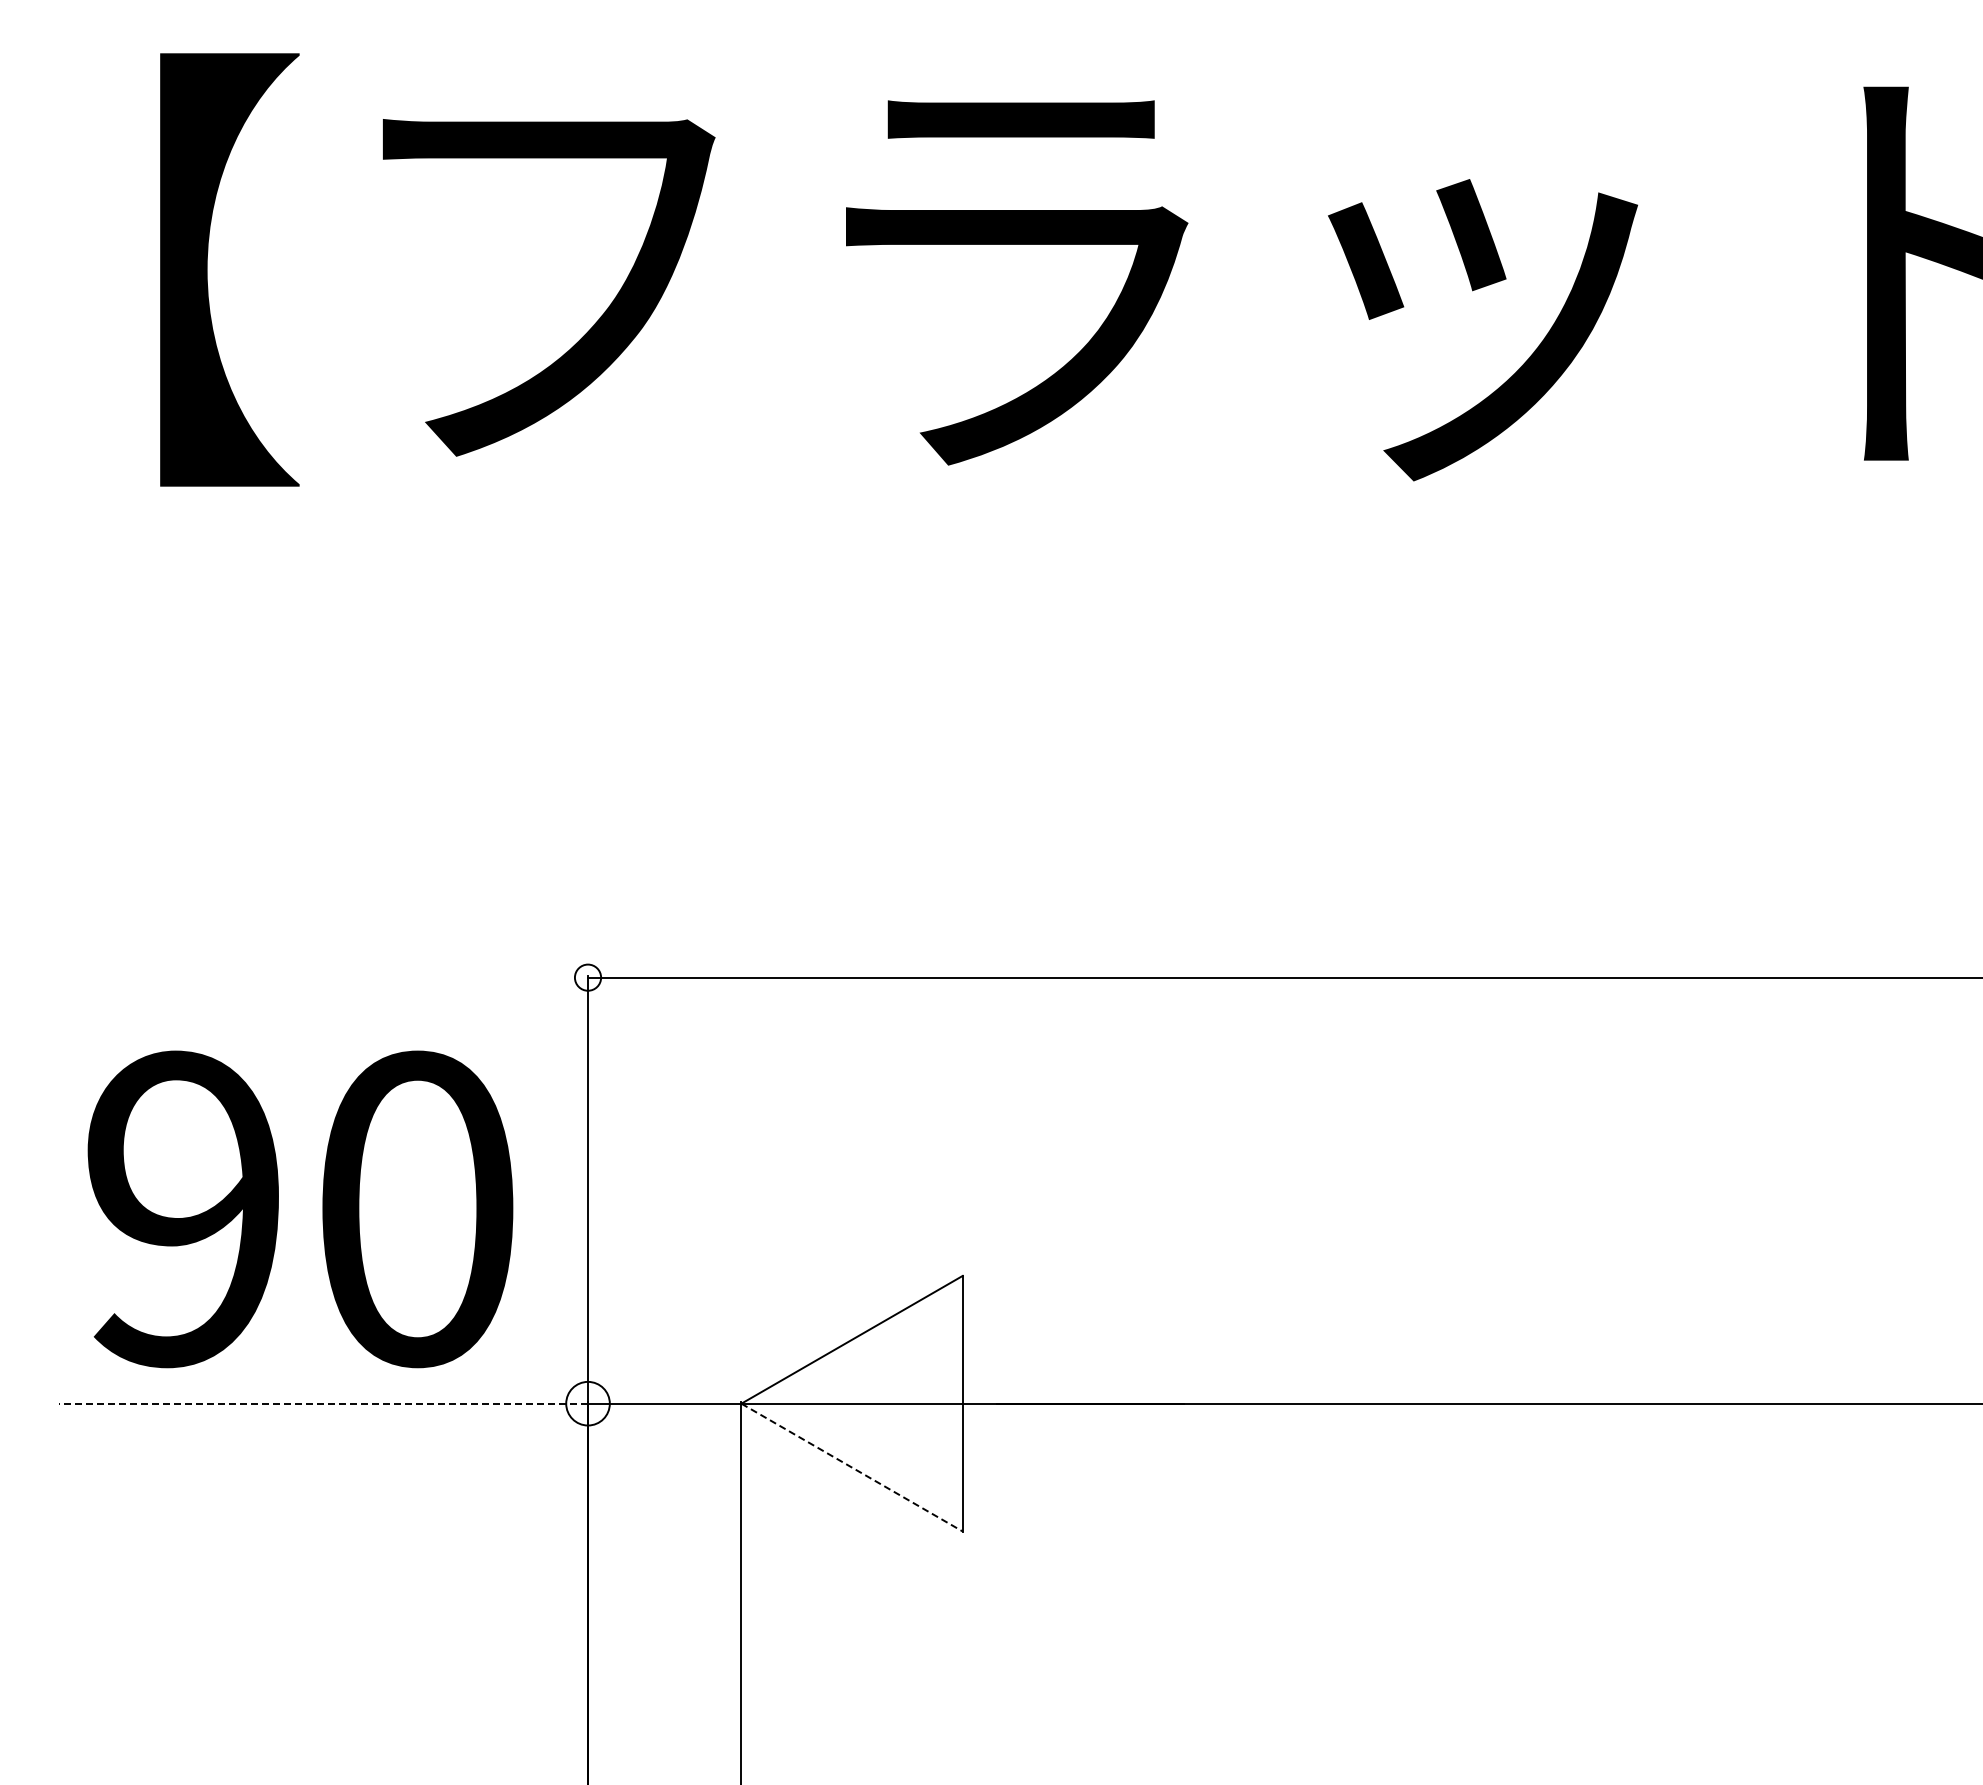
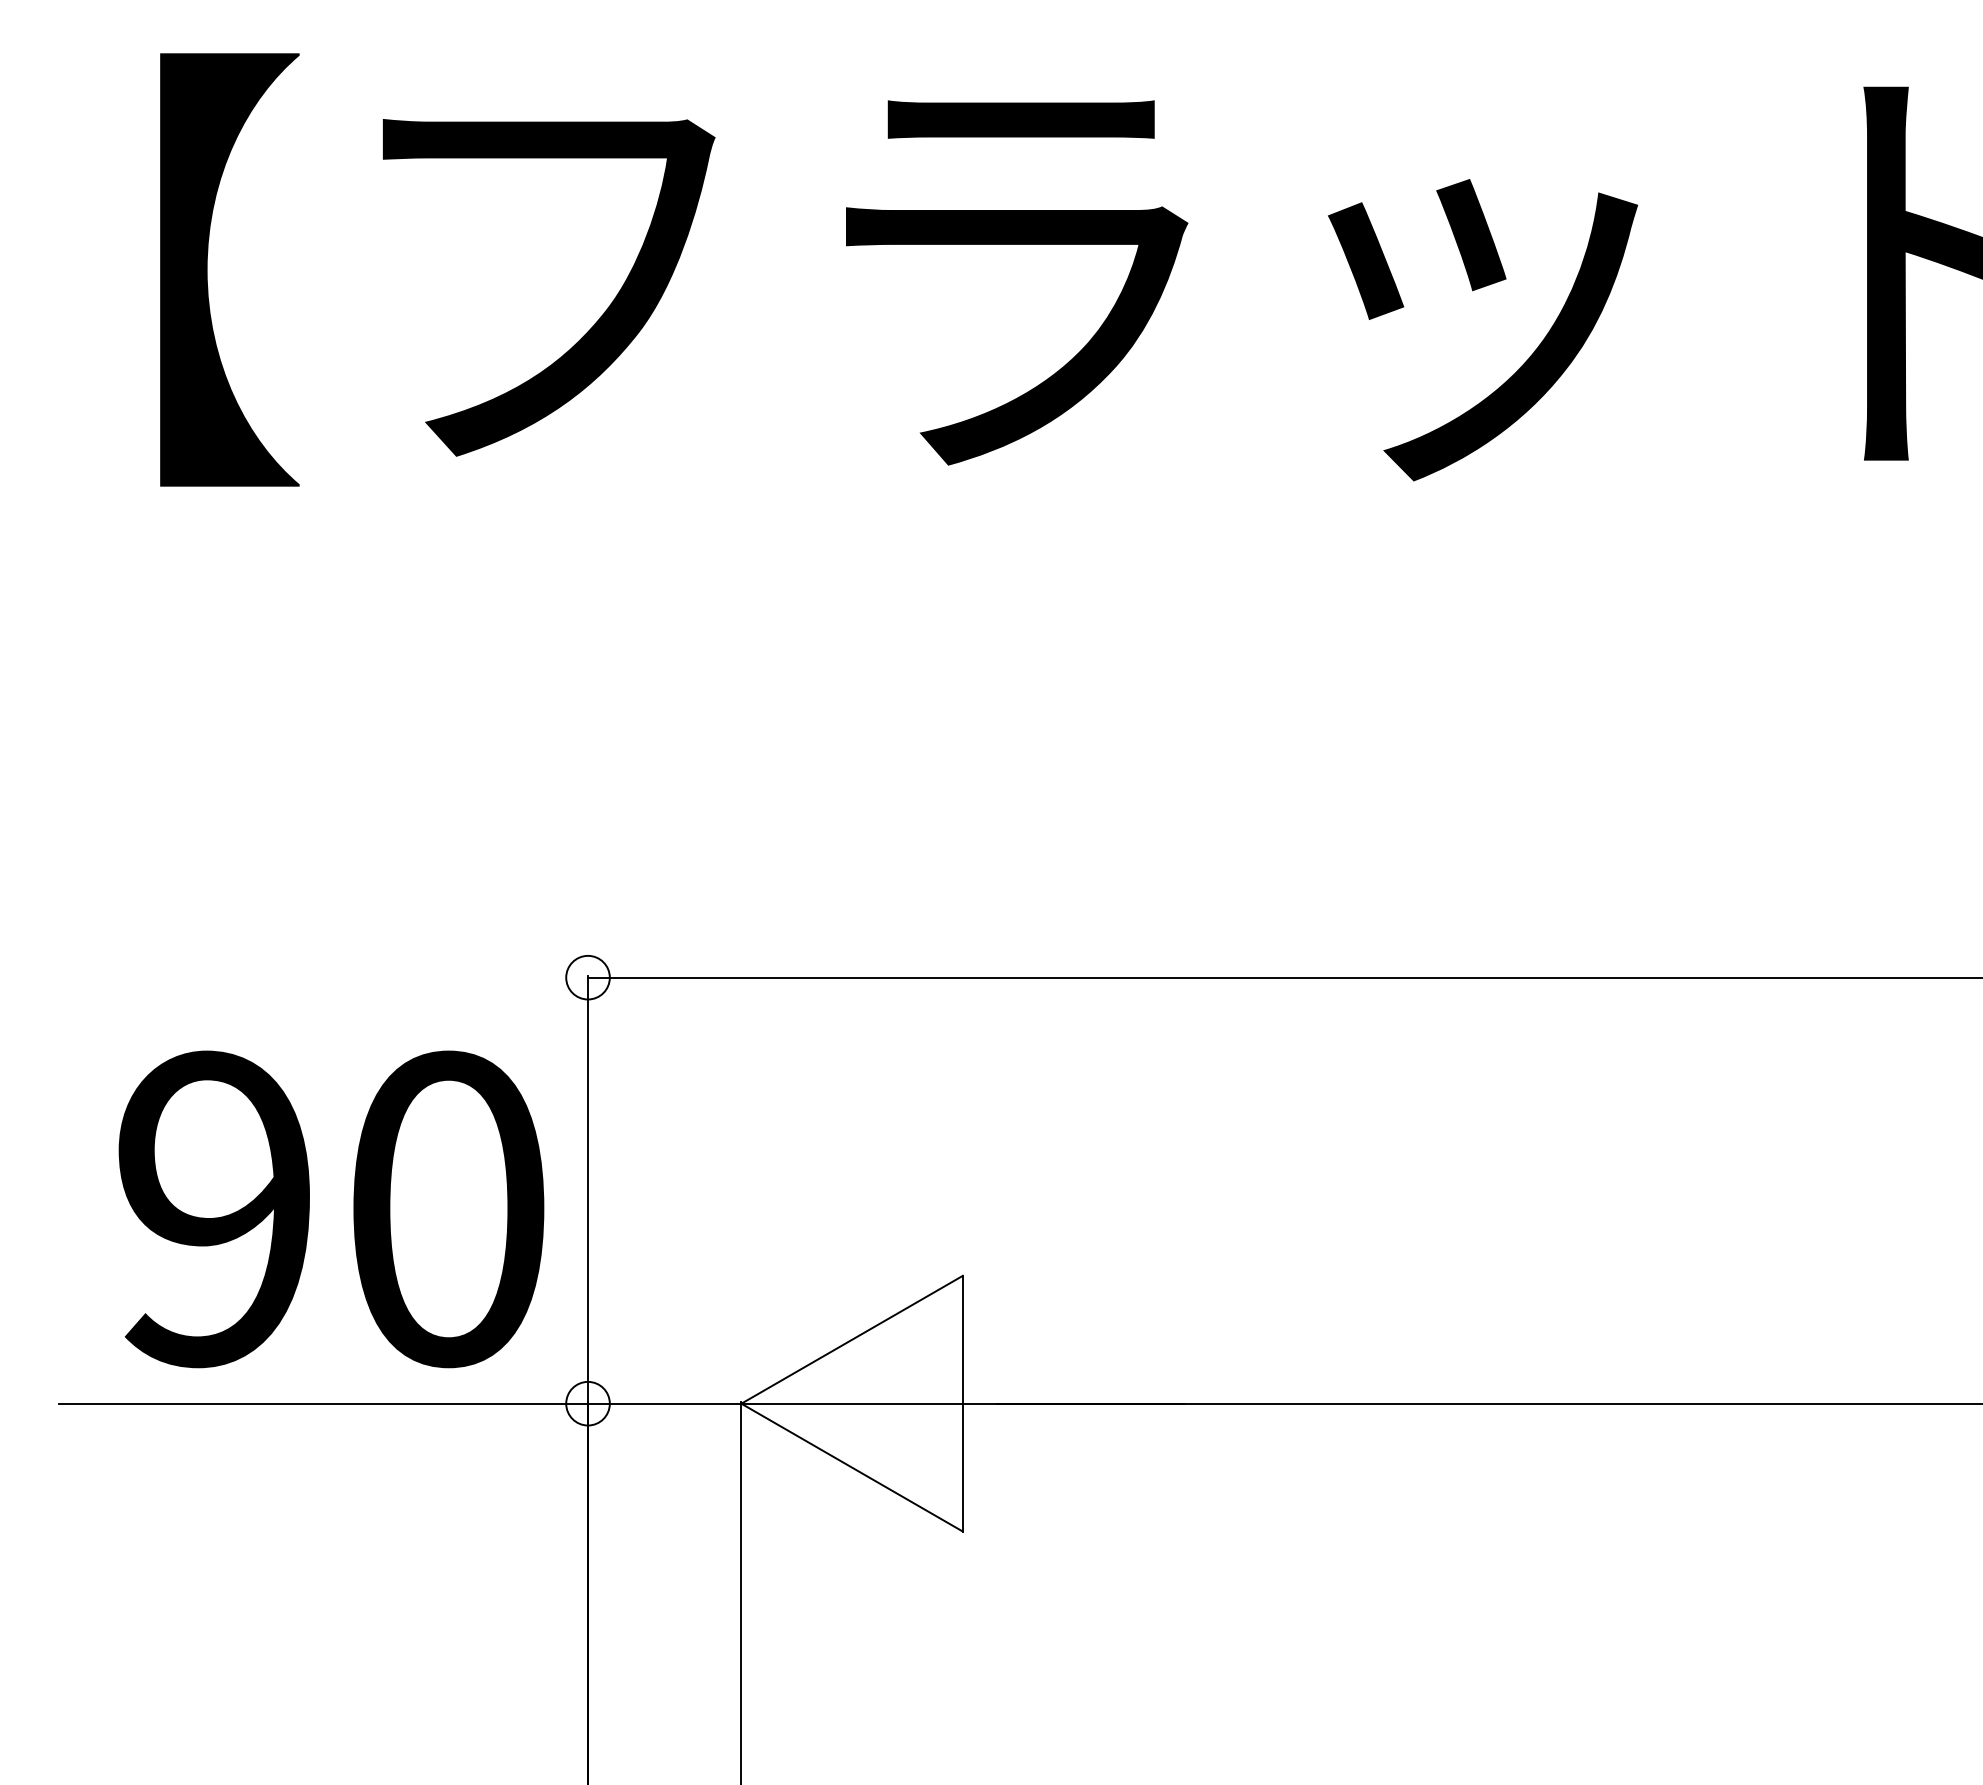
circle diameter: 26 px -> 44 px (587, 977)
text position: (300, 1209) -> (331, 1209) (331, 1209)
line: dashed -> solid (323, 1403)
line: dashed -> solid (852, 1467)
